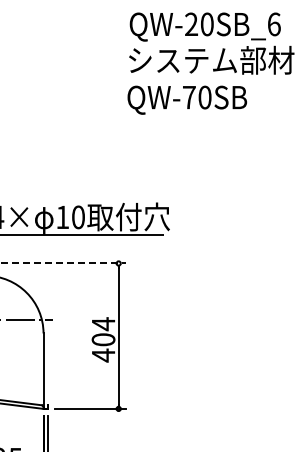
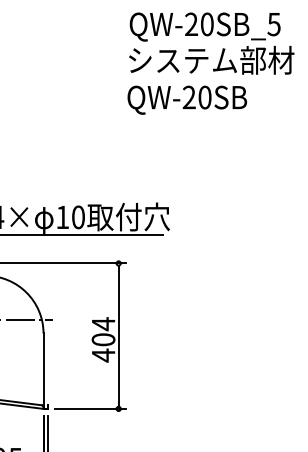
text: QW-20SB_6 -> QW-20SB_5 (273, 24)
text: QW-70SB -> QW-20SB (188, 97)
line: dashed -> solid (63, 263)
